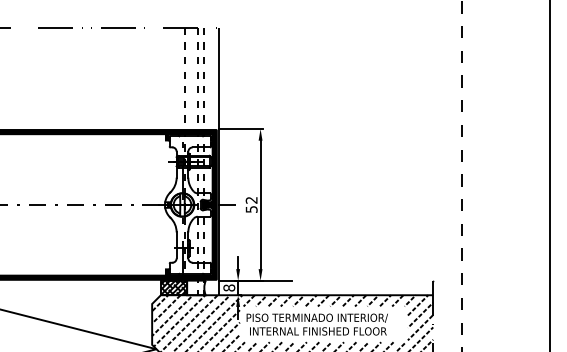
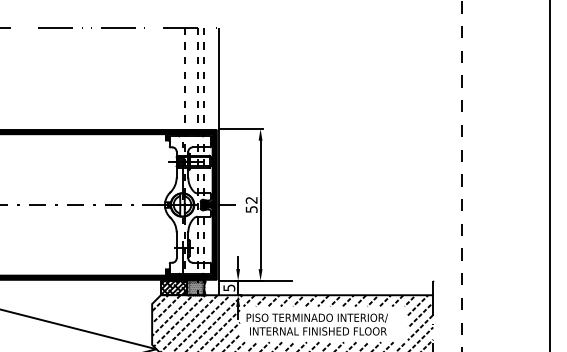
hatch: none -> present (196, 287)
text: 8 -> 5 (229, 287)
